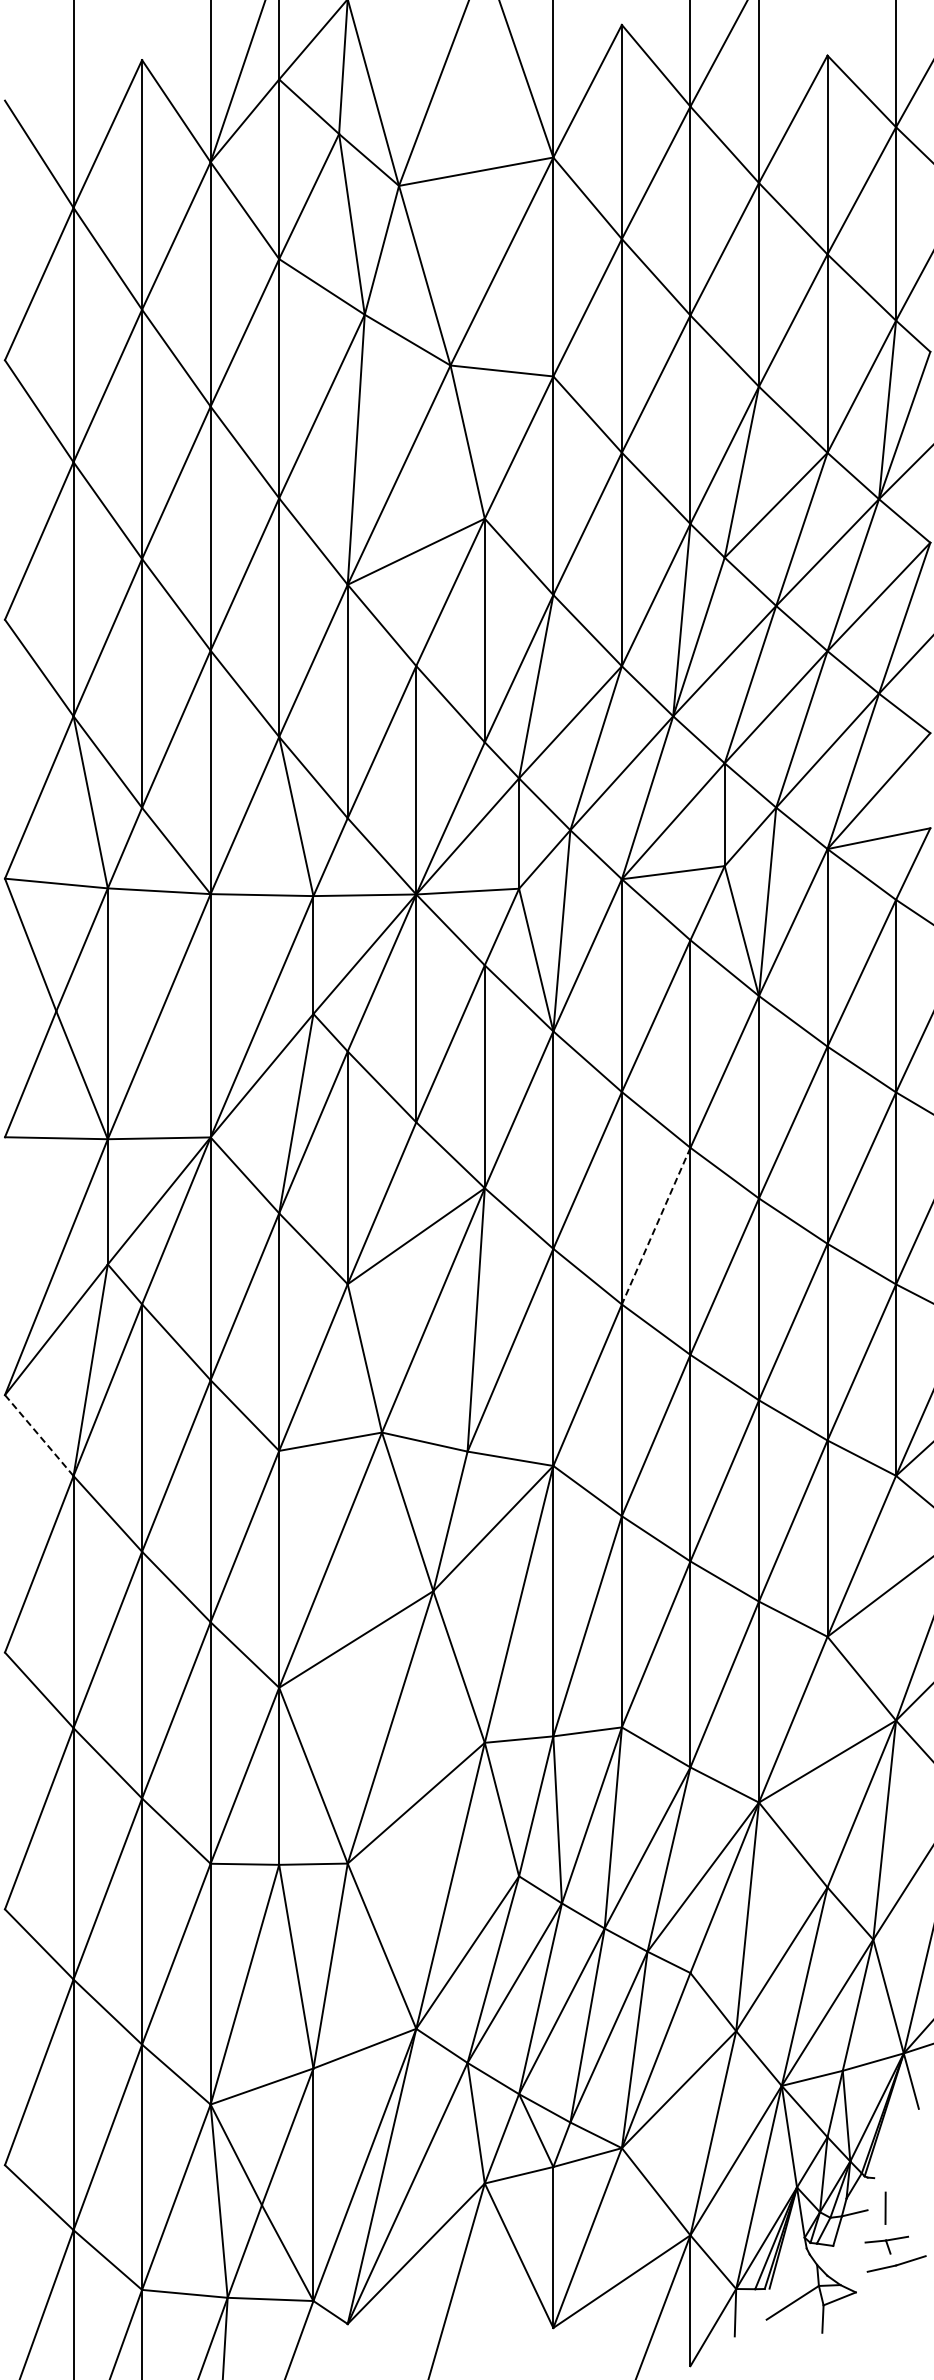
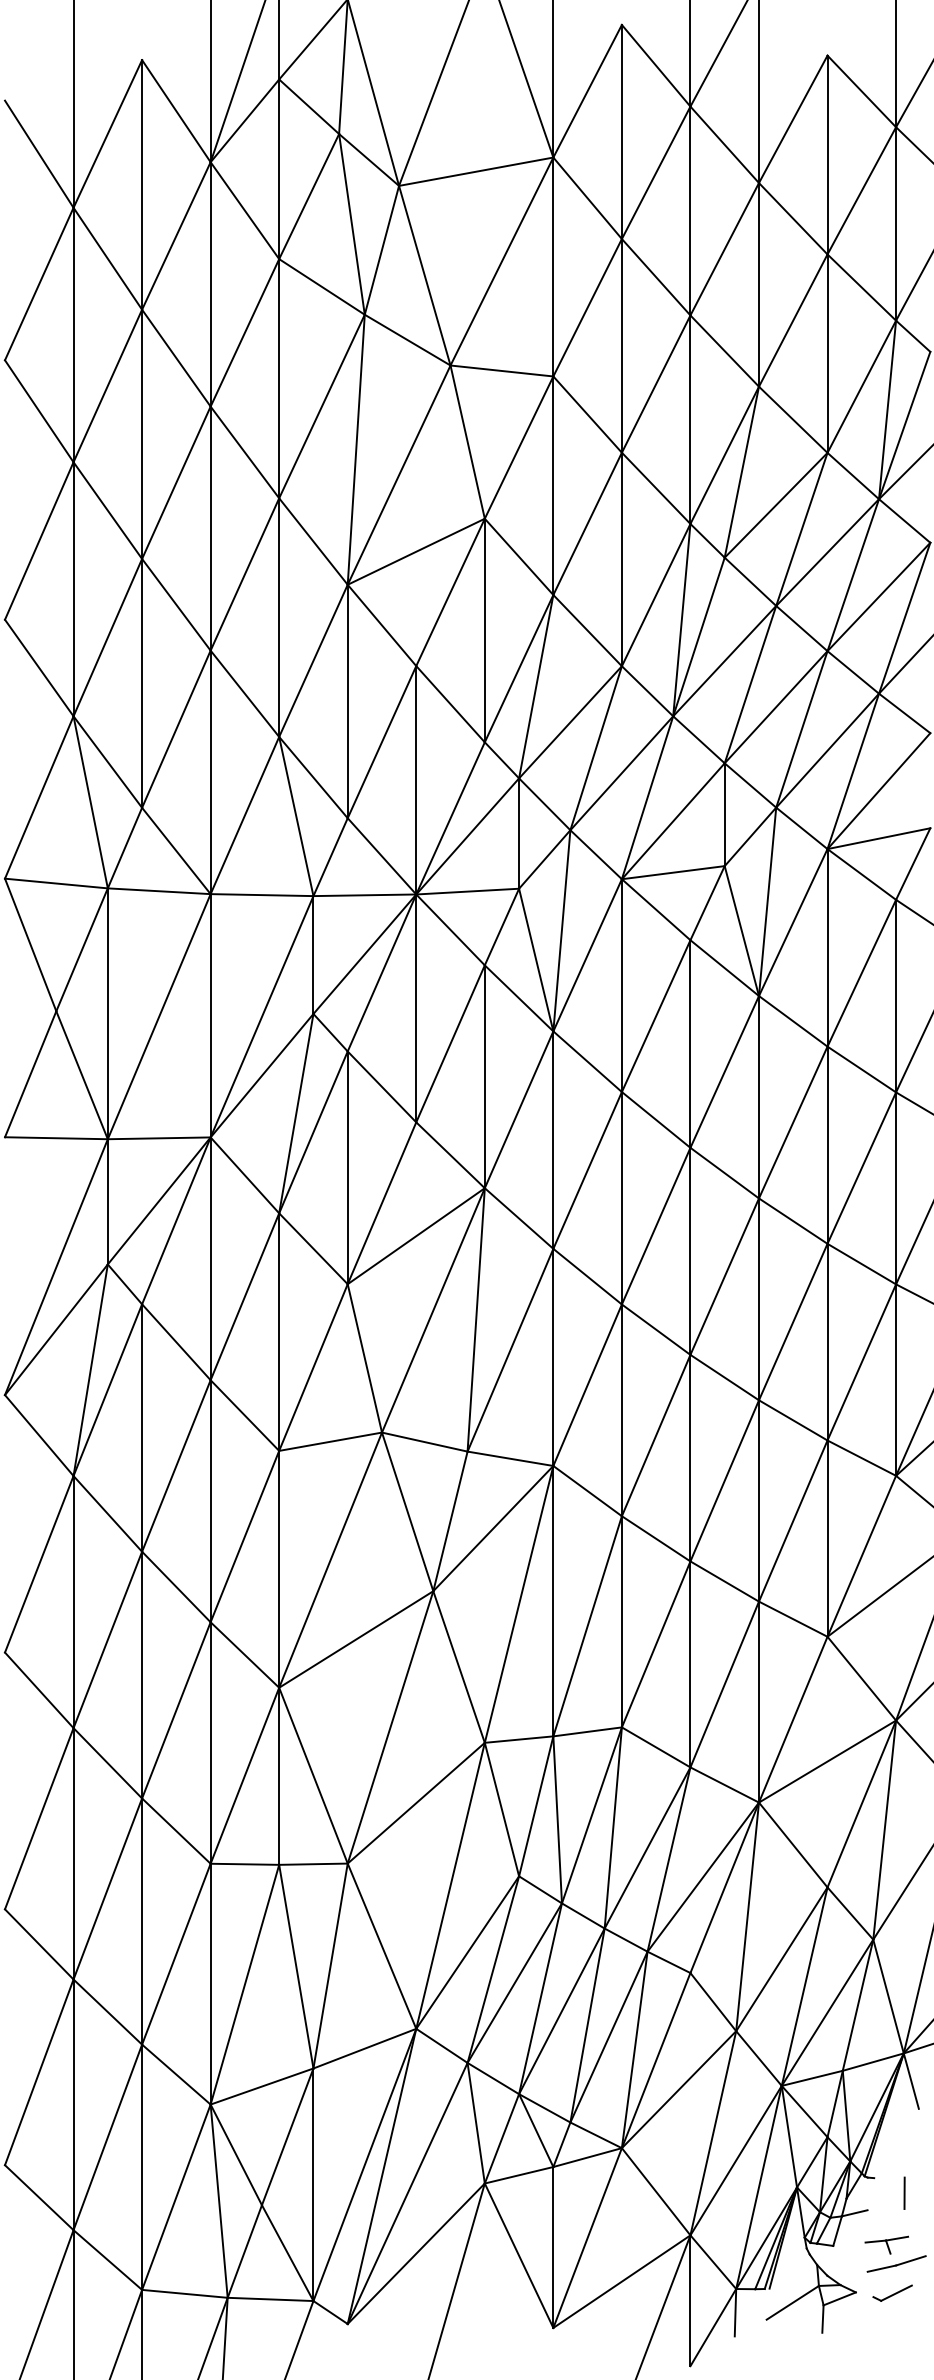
line: dashed -> solid (655, 1226)
line: dashed -> solid (38, 1435)
line position: (885, 2207) -> (904, 2192) (904, 2192)
part: none -> present (892, 2292)
